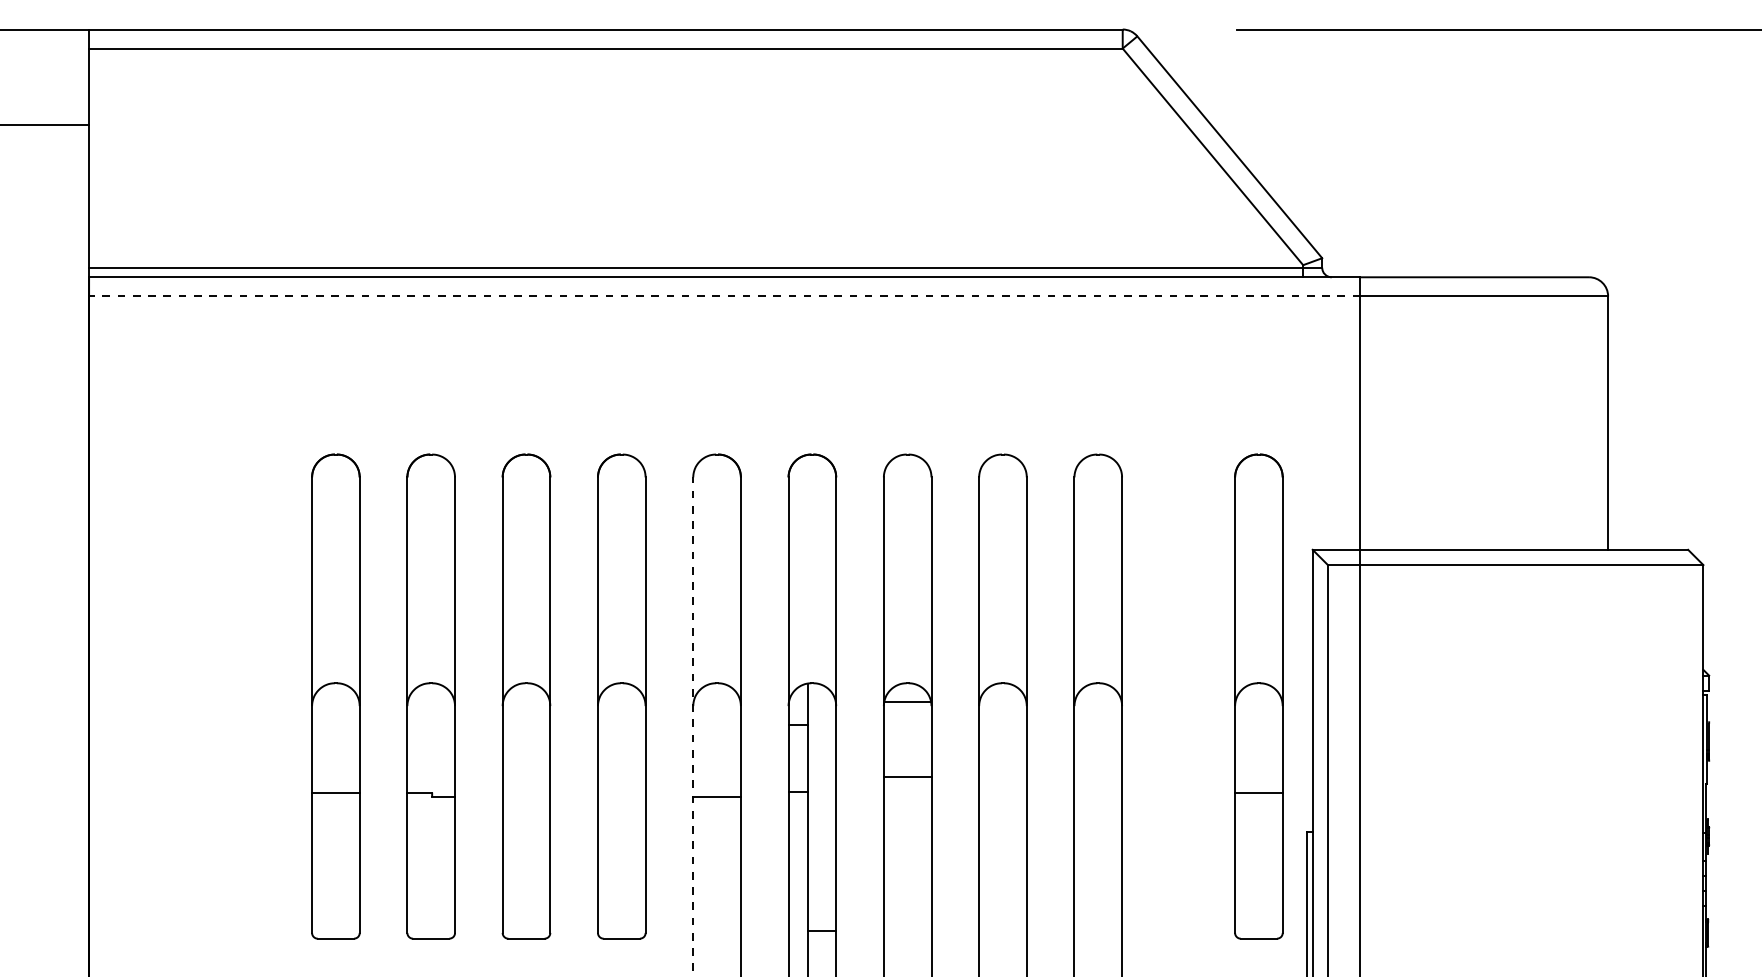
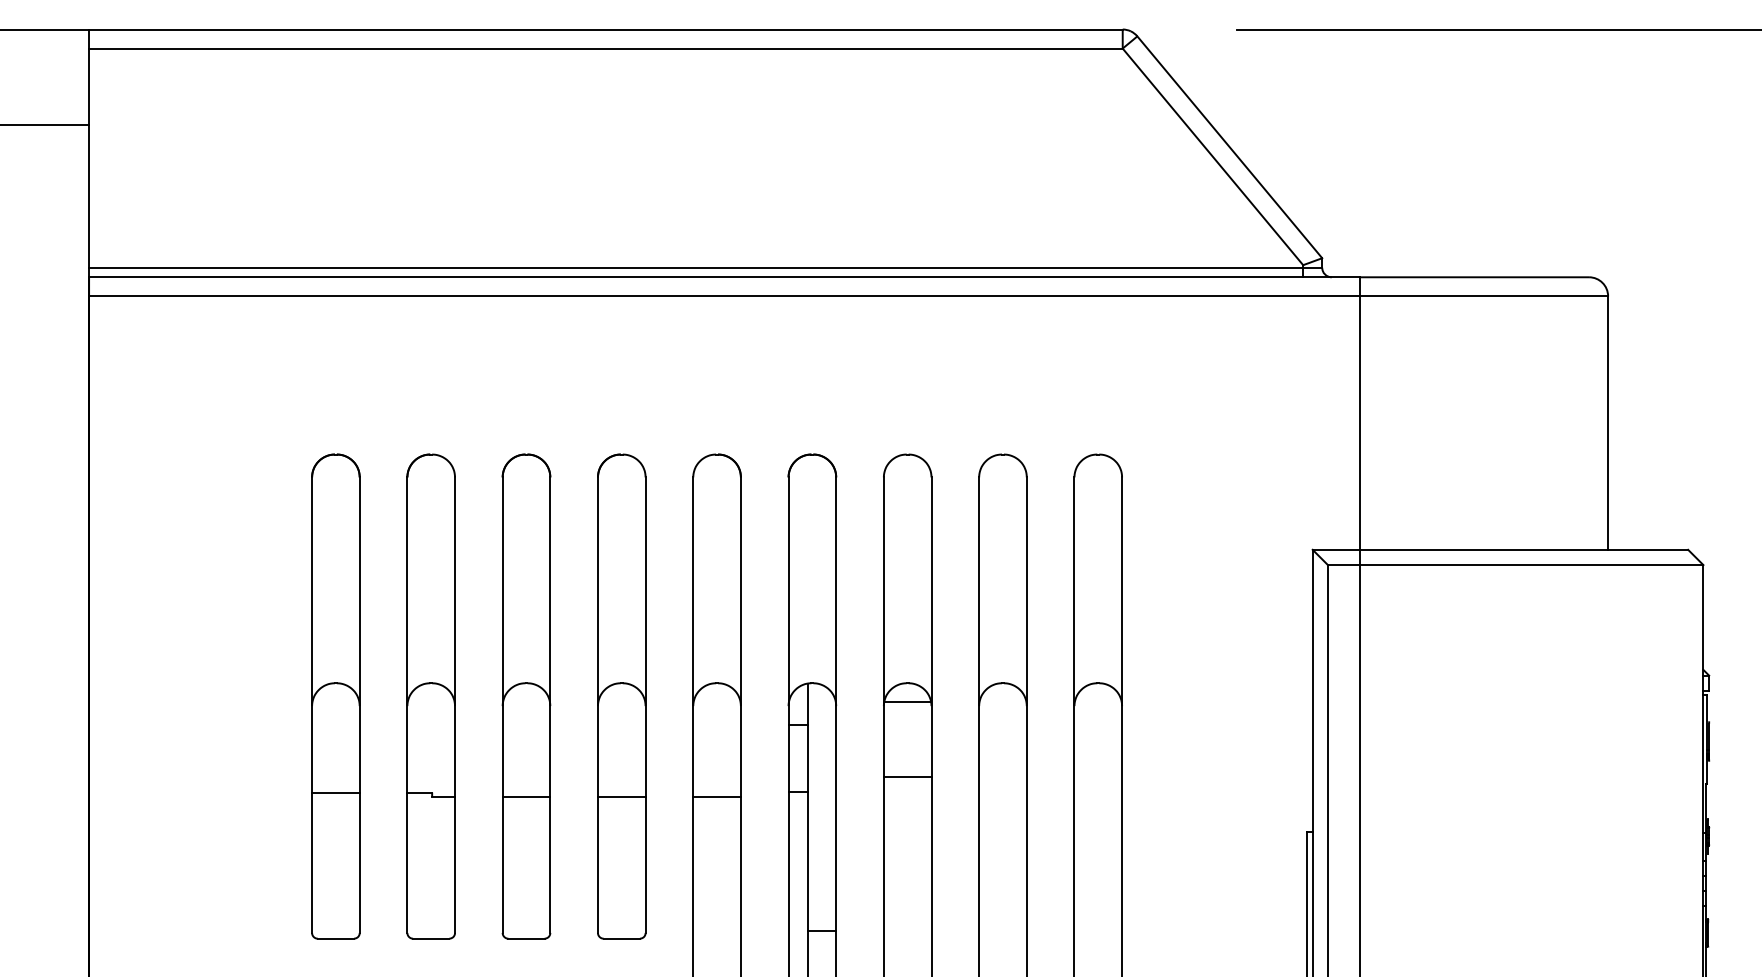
line: dashed -> solid (724, 296)
part: present -> none (1258, 696)
line: dashed -> solid (693, 726)
line: none -> present (526, 796)
line: none -> present (621, 796)
